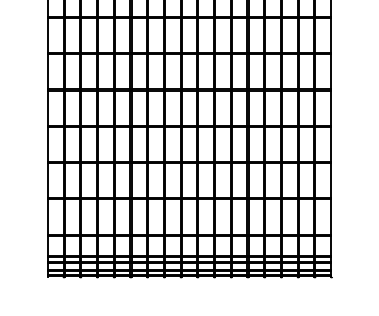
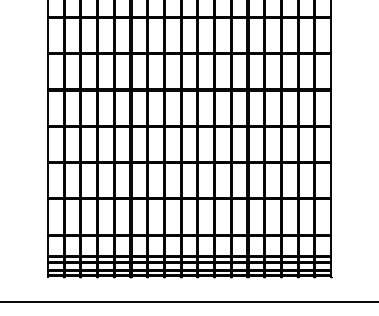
line: none -> present (188, 301)
